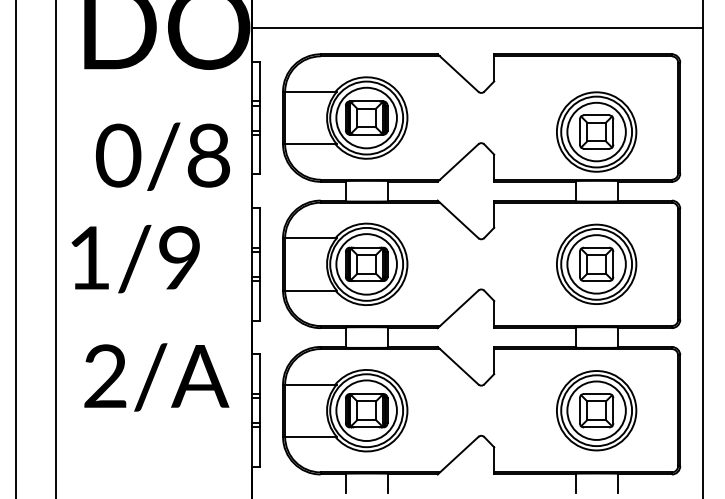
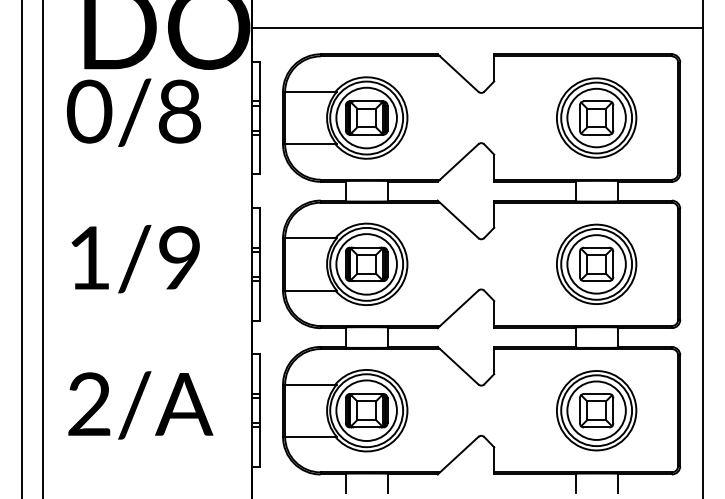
part position: (596, 131) -> (596, 117) (596, 117)
text position: (162, 156) -> (133, 112) (133, 112)
line position: (15, 248) -> (21, 248) (21, 248)
line position: (55, 248) -> (42, 248) (42, 248)
text position: (156, 377) -> (140, 405) (140, 405)
